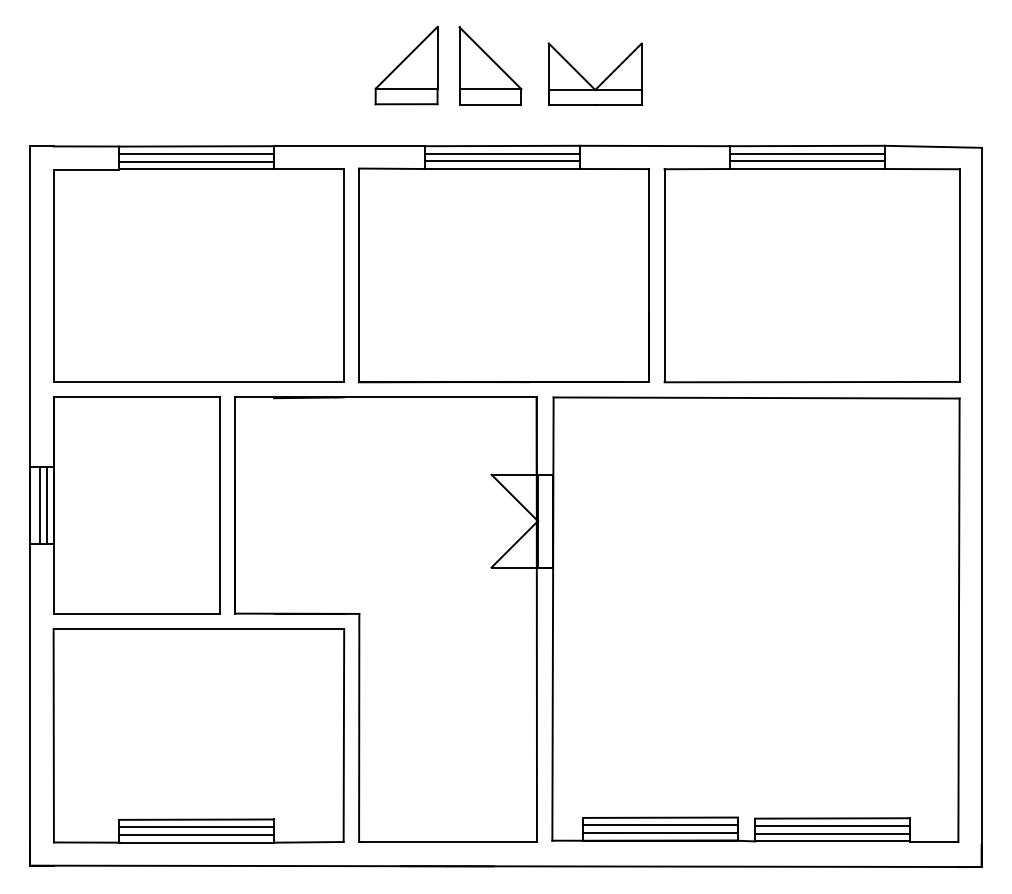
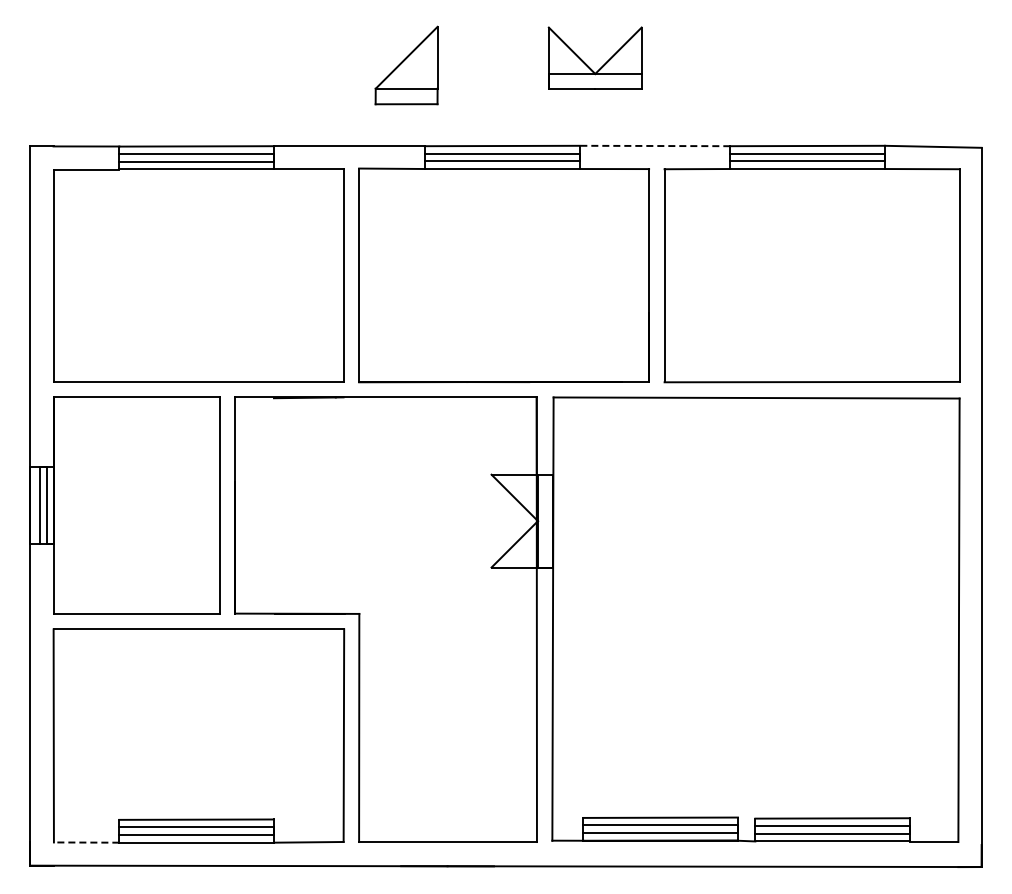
part: present -> none (490, 65)
part position: (587, 80) -> (587, 64) (587, 64)
line: solid -> dashed (654, 146)
line: solid -> dashed (86, 842)
